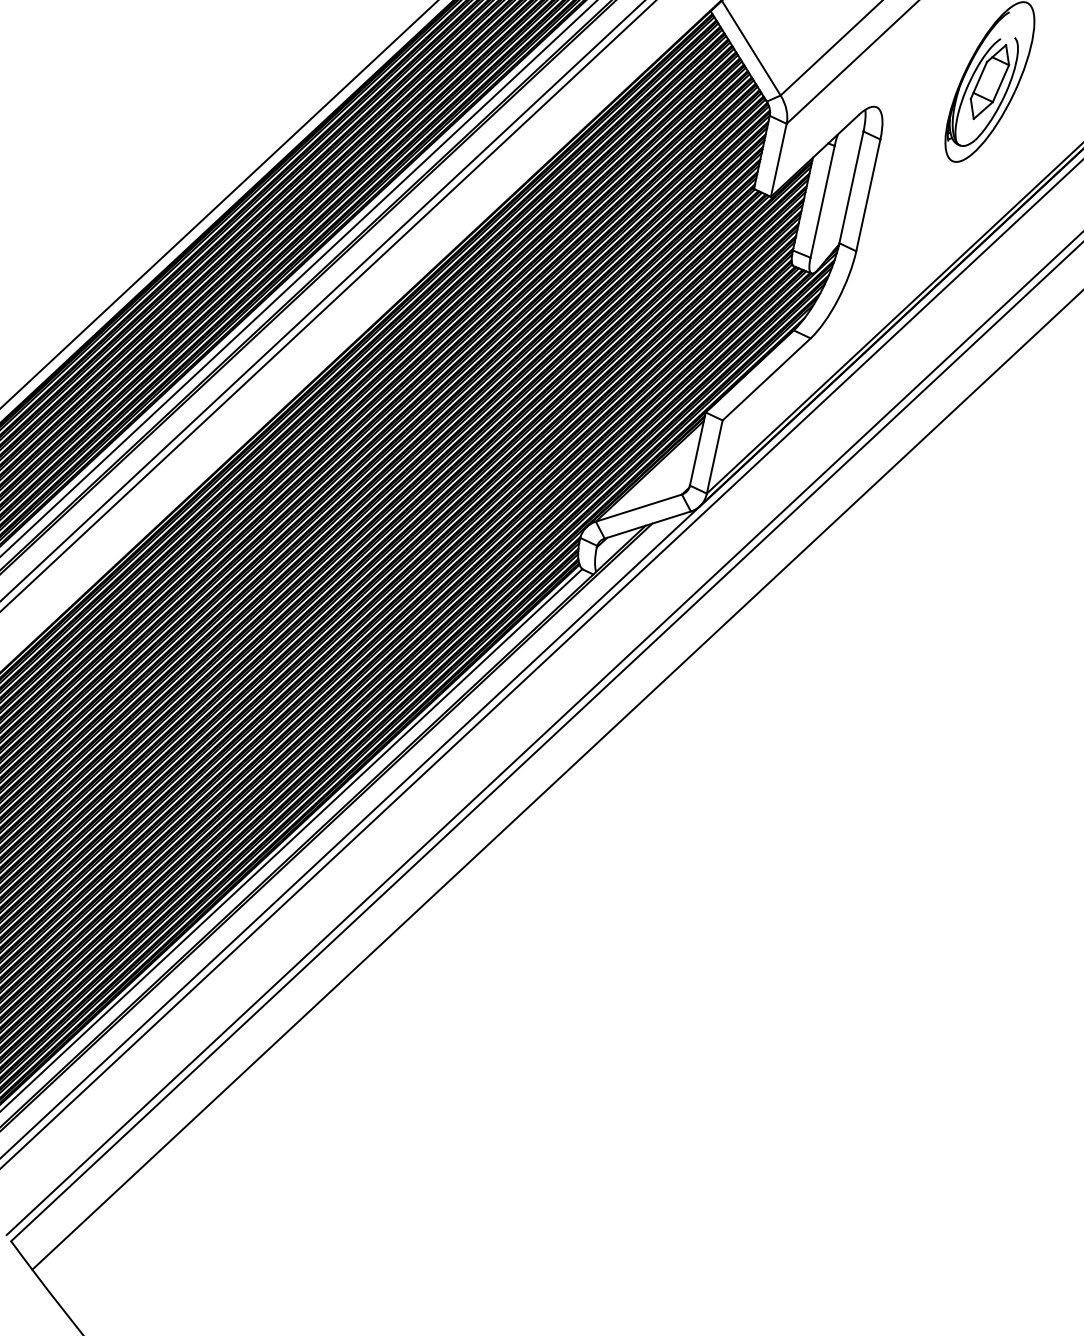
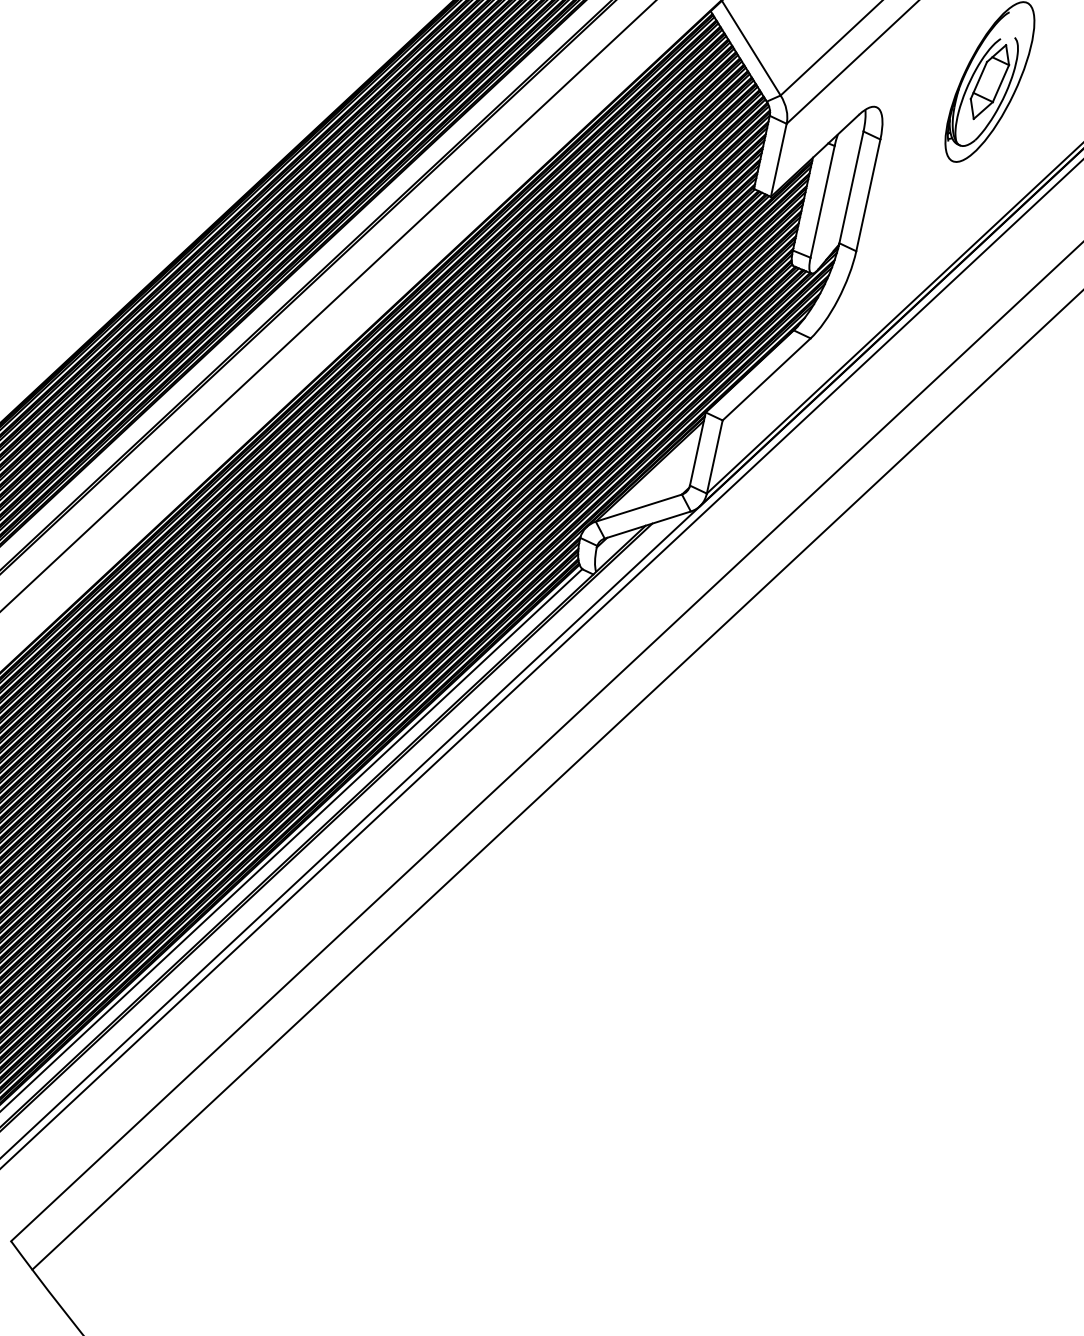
line: present -> none (219, 204)
line: present -> none (298, 278)
line: present -> none (322, 300)
line: present -> none (543, 734)
